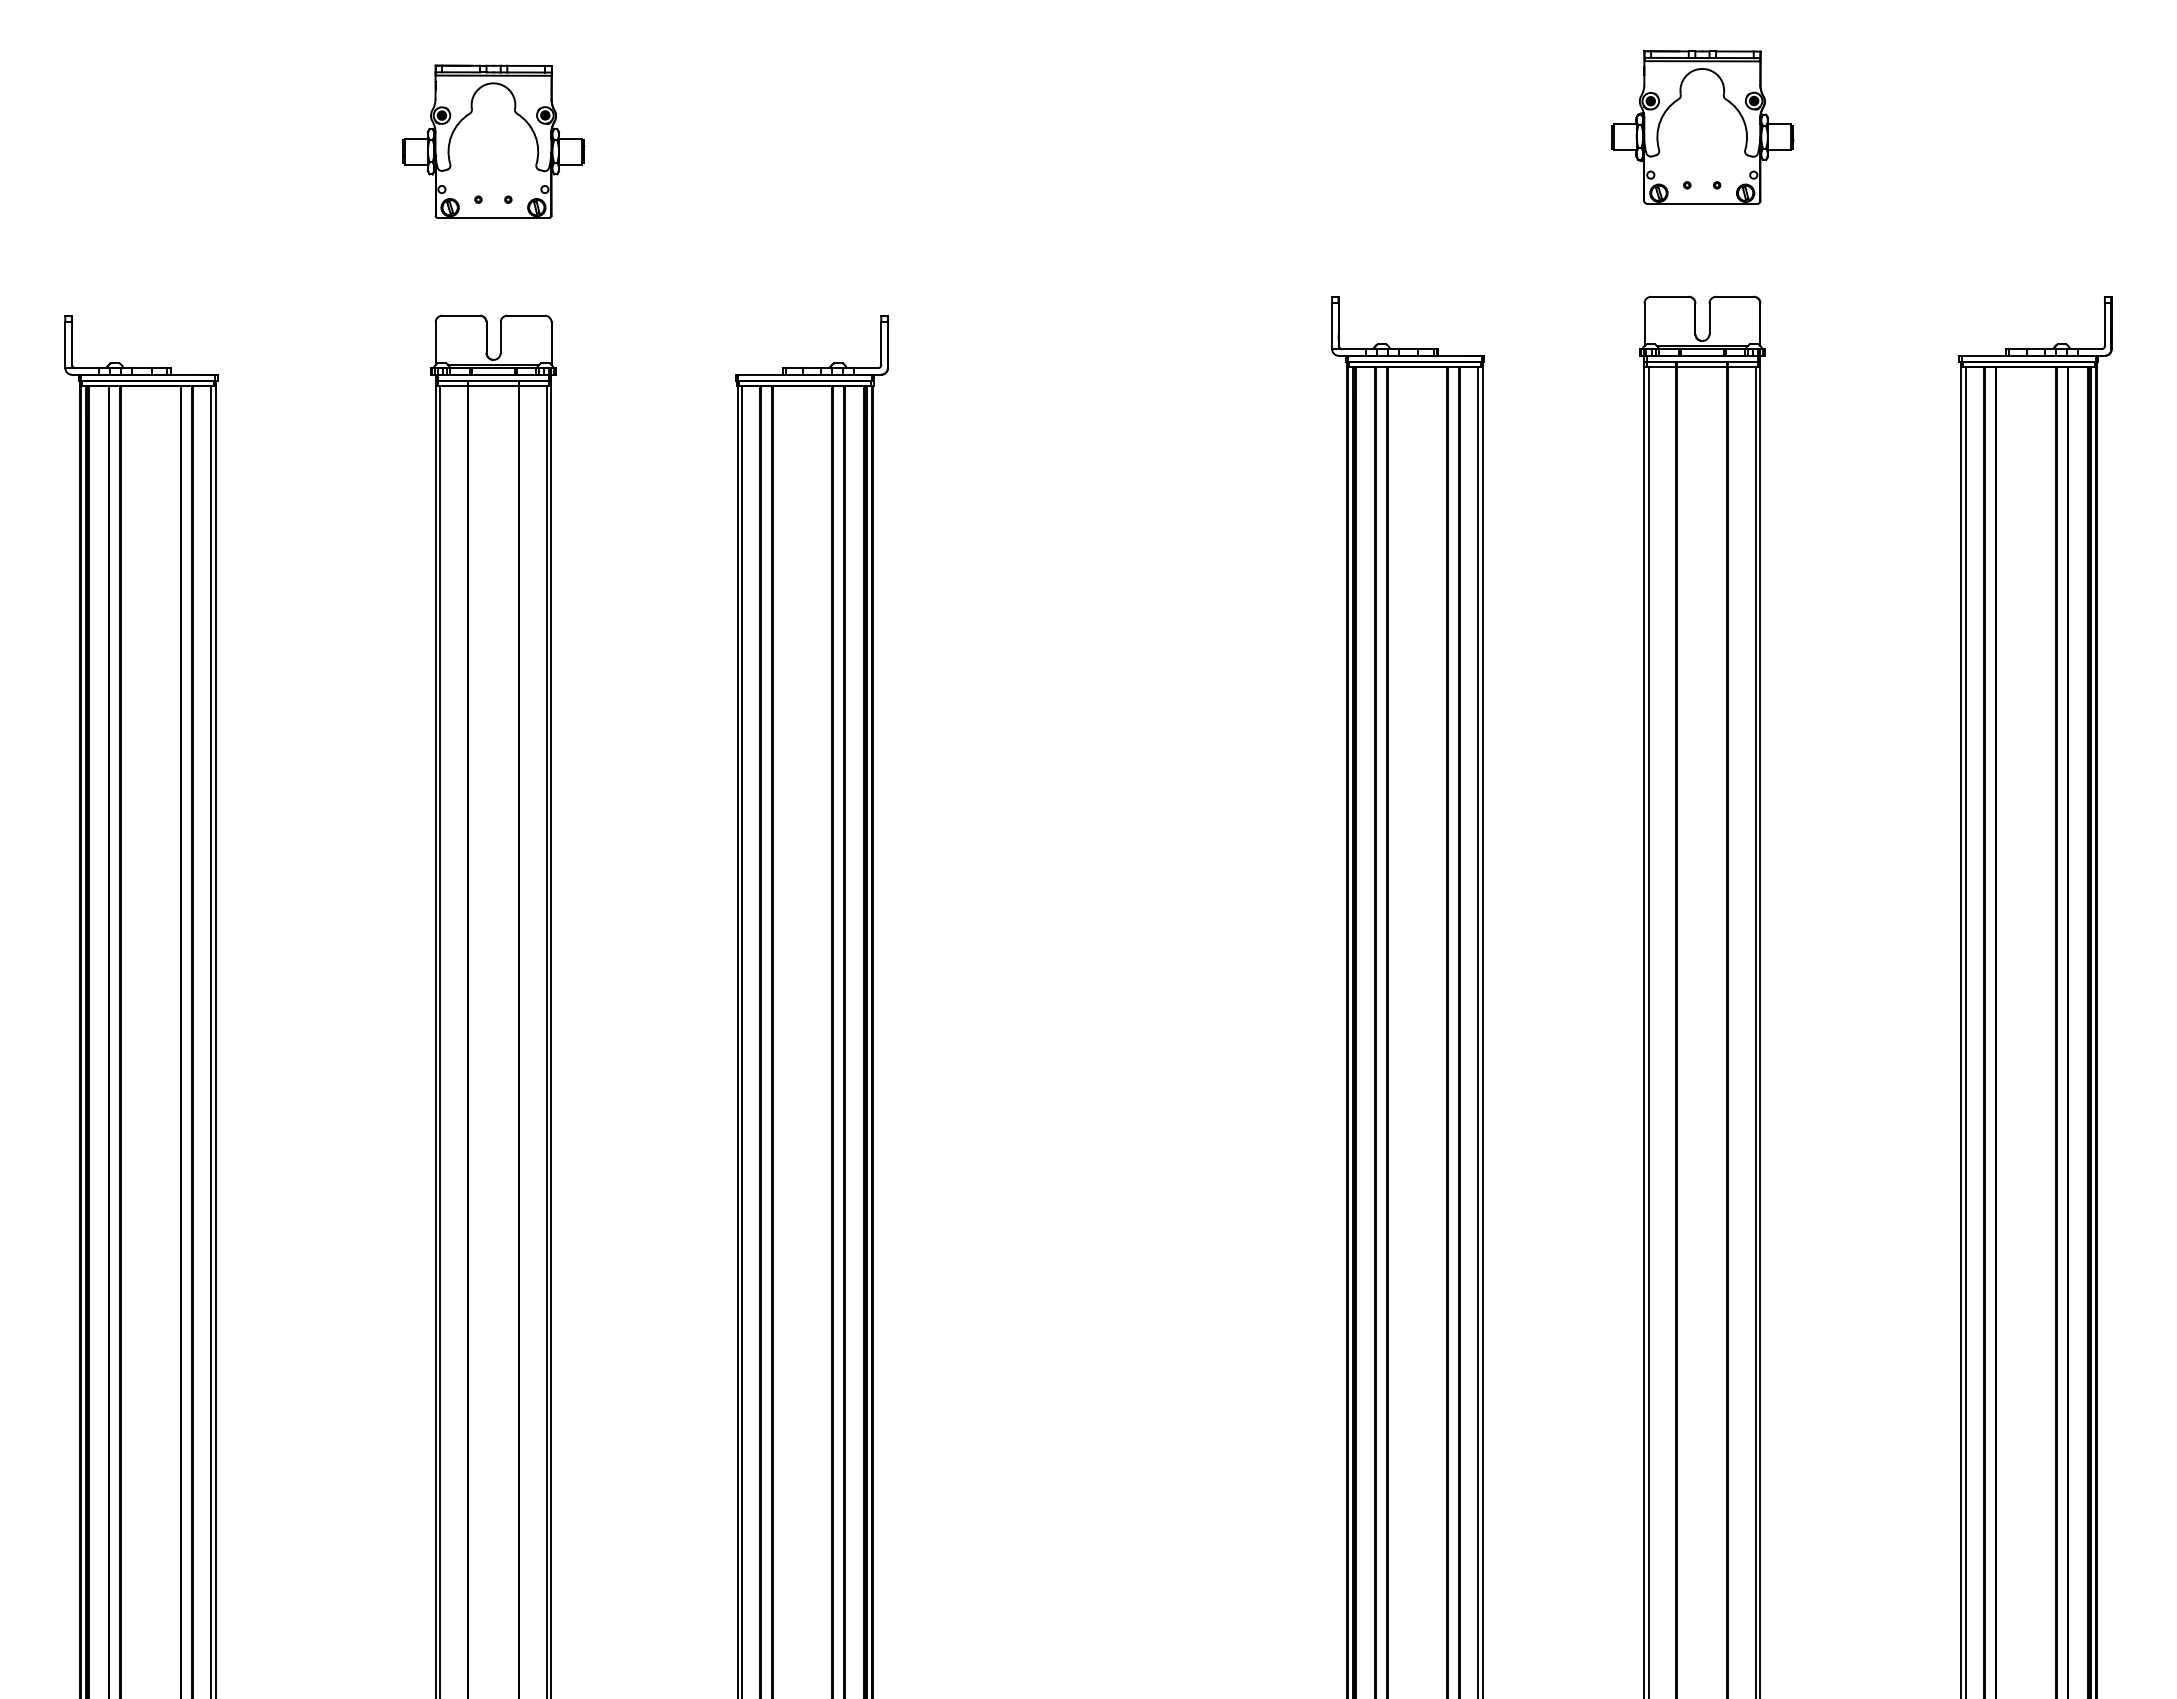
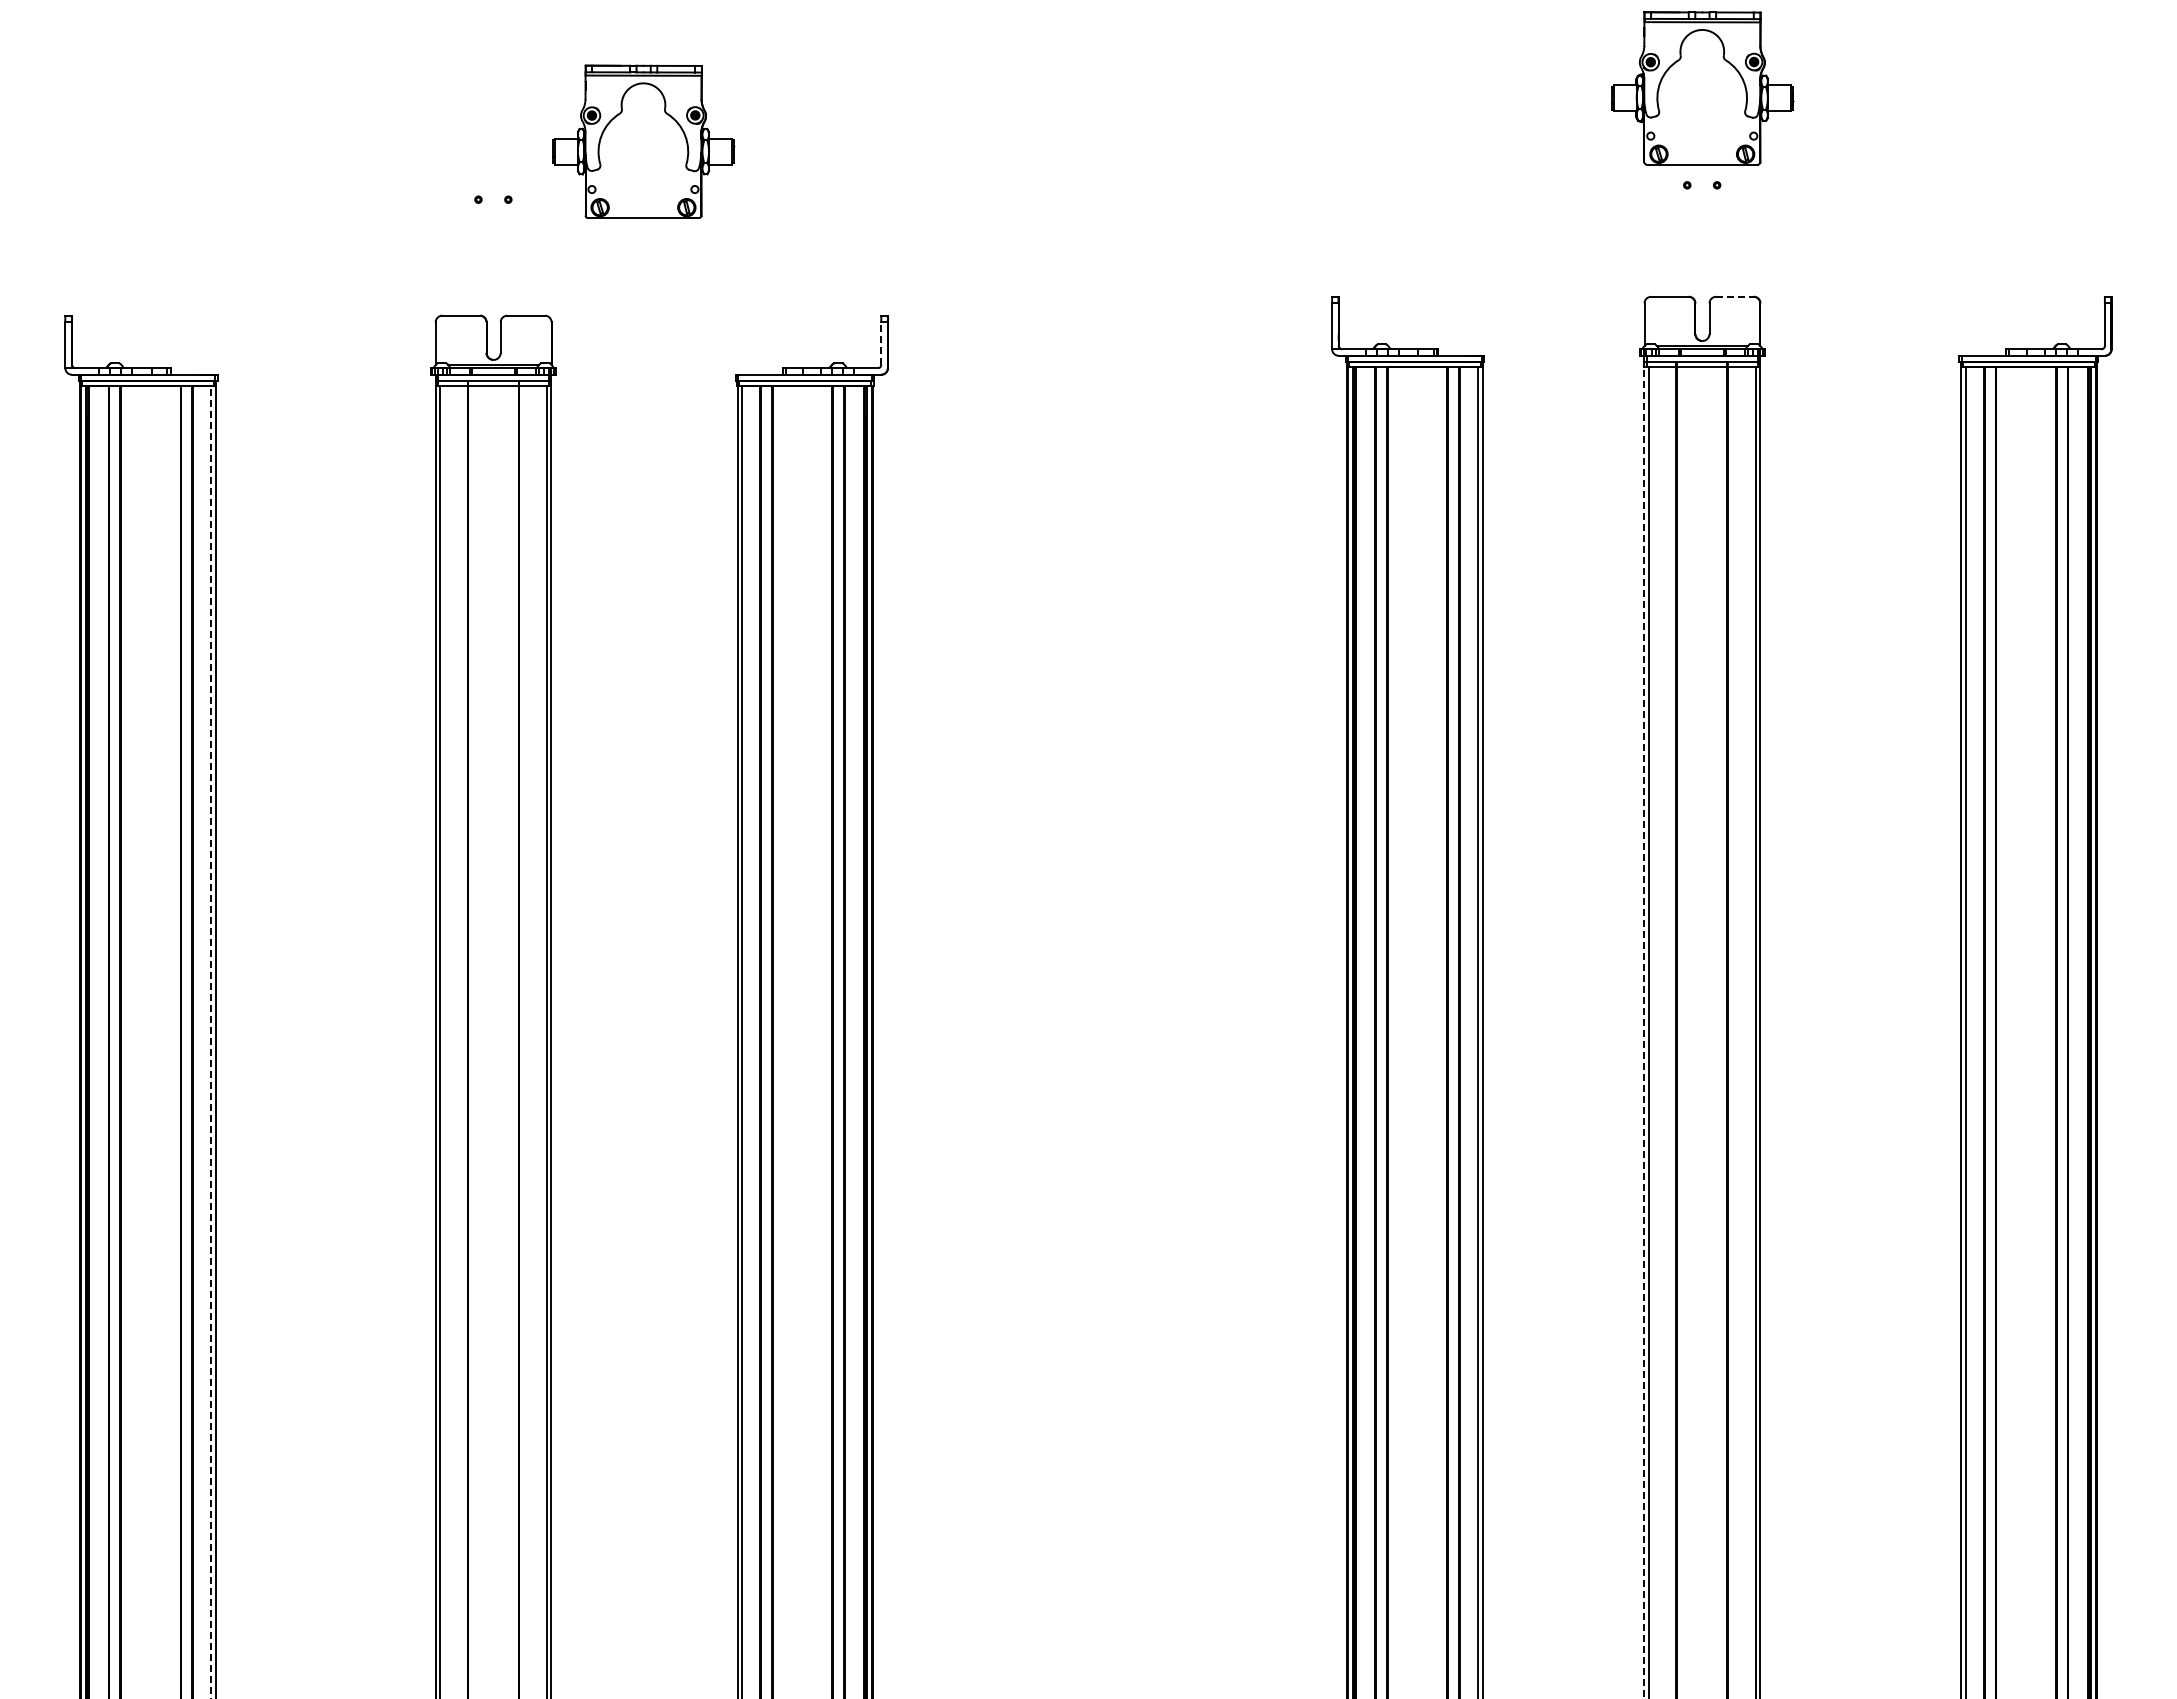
part position: (1702, 127) -> (1702, 88) (1702, 88)
part position: (493, 141) -> (643, 141) (643, 141)
line: solid -> dashed (1734, 296)
line: solid -> dashed (881, 343)
line: solid -> dashed (1644, 1032)
line: solid -> dashed (211, 1041)
